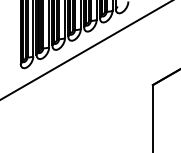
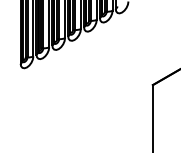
line: present -> none (85, 50)
